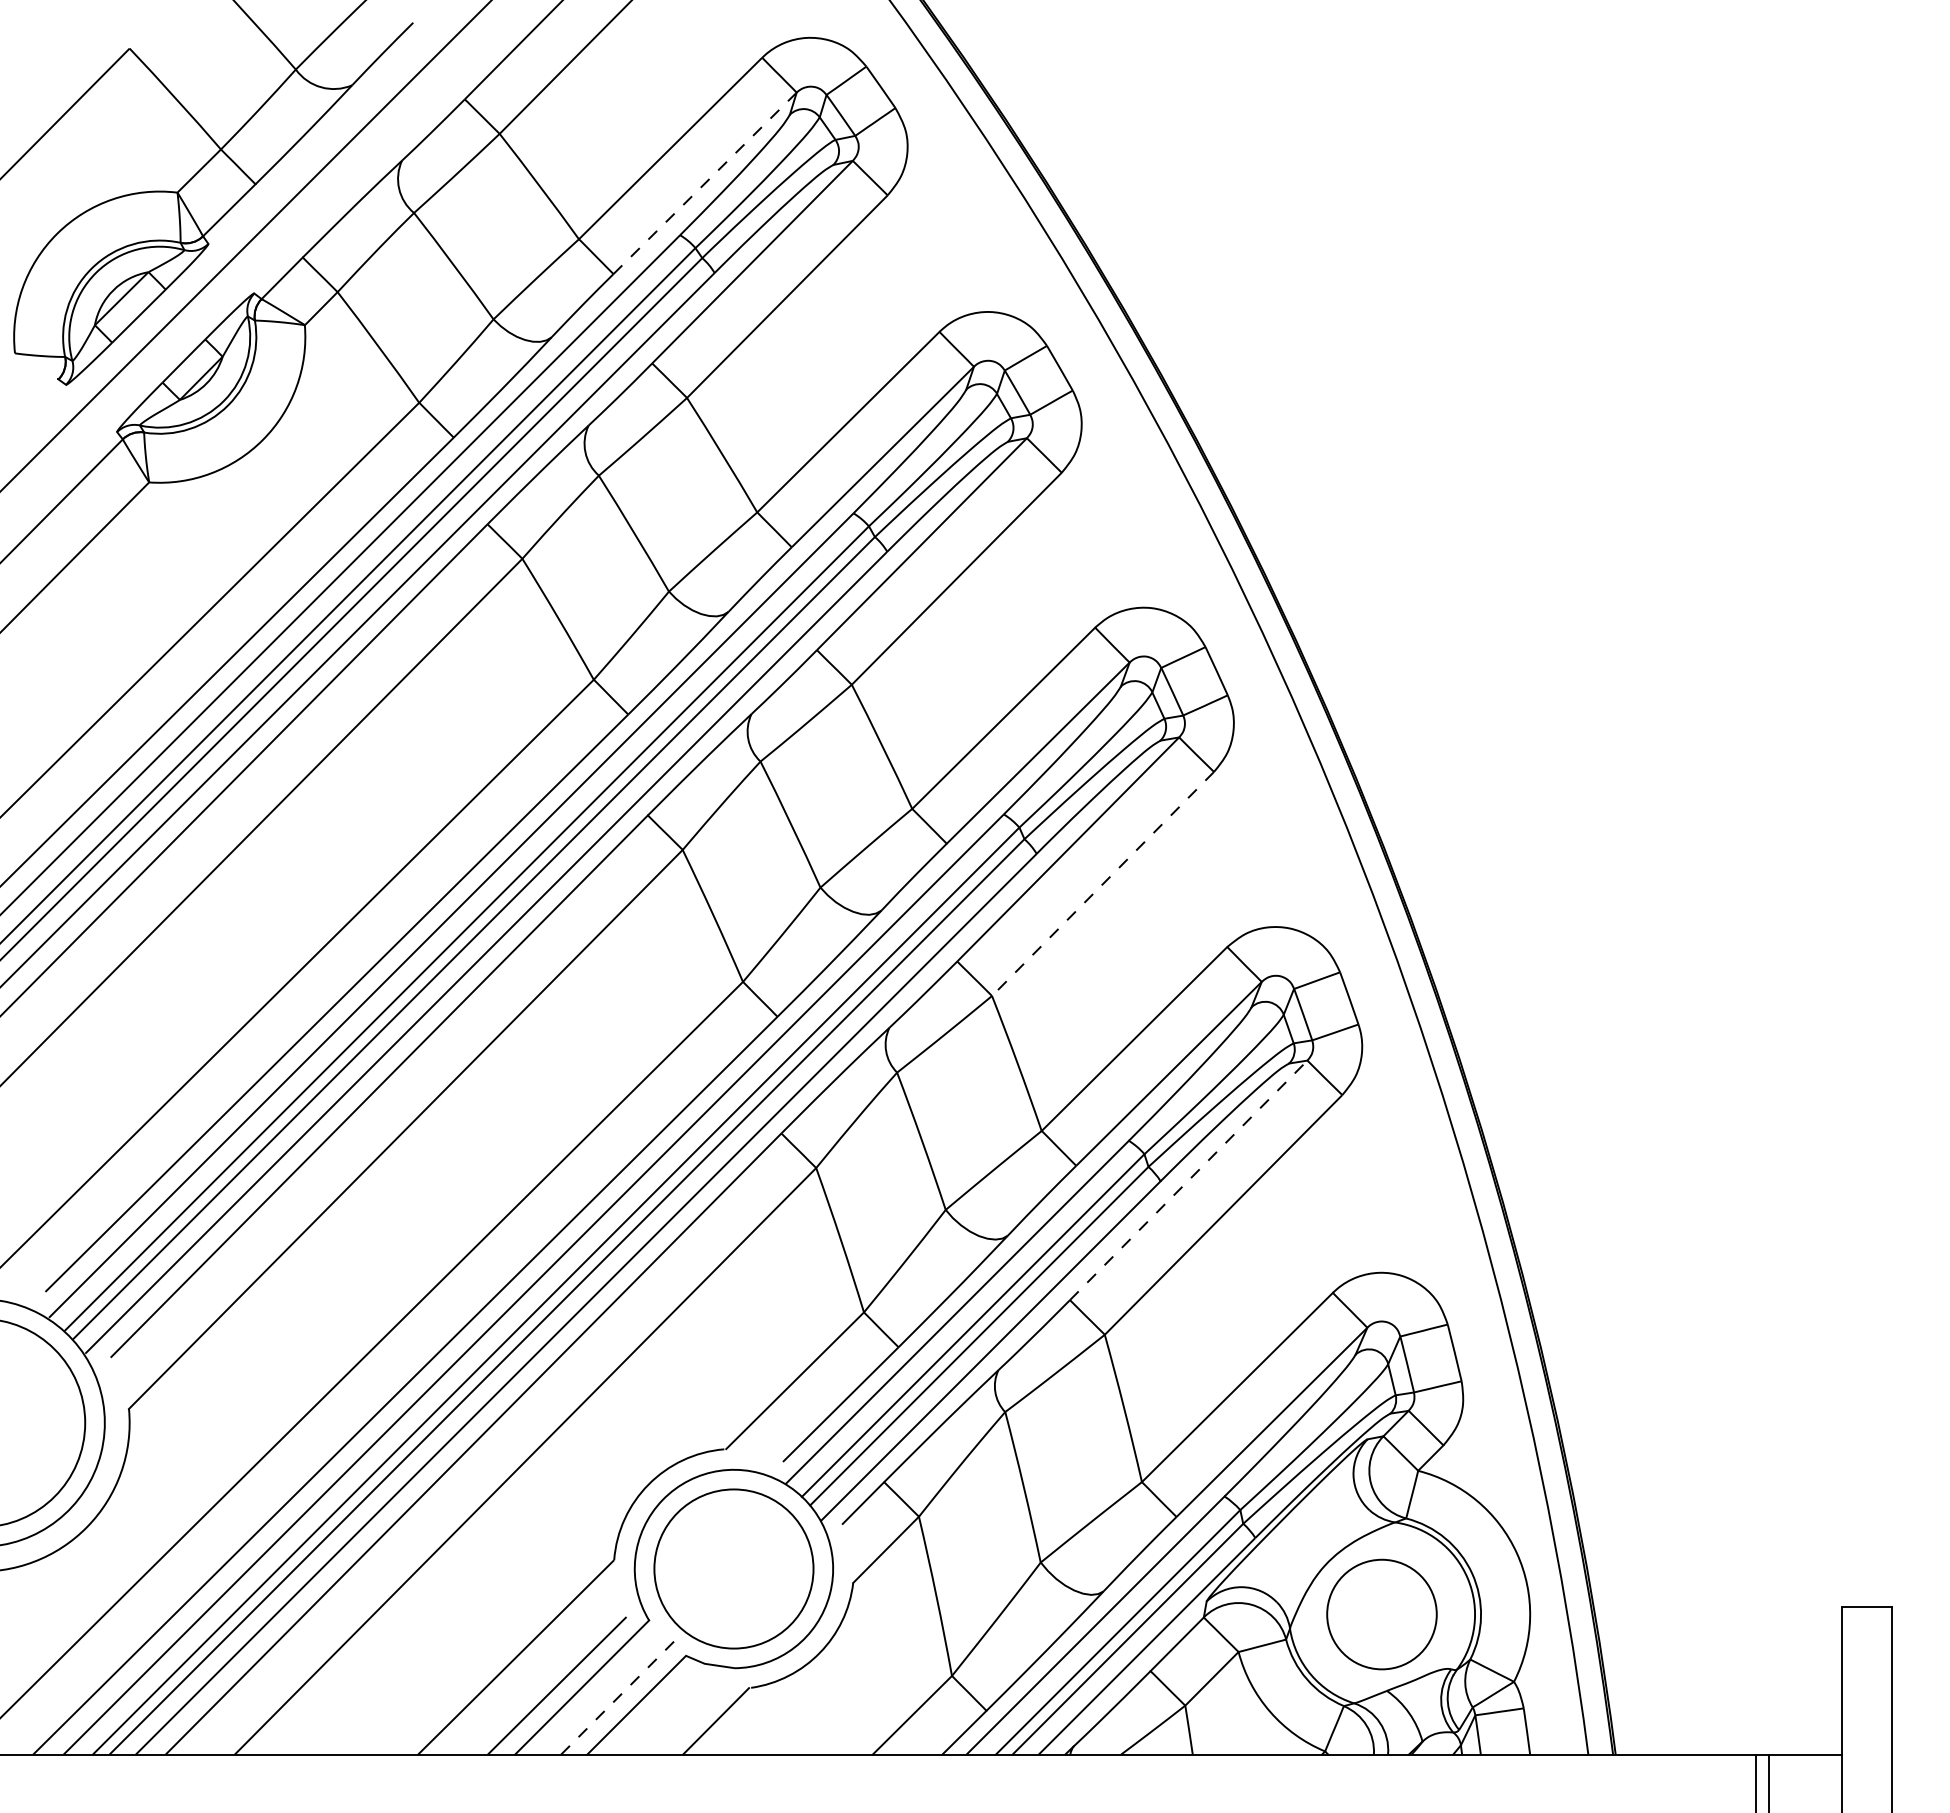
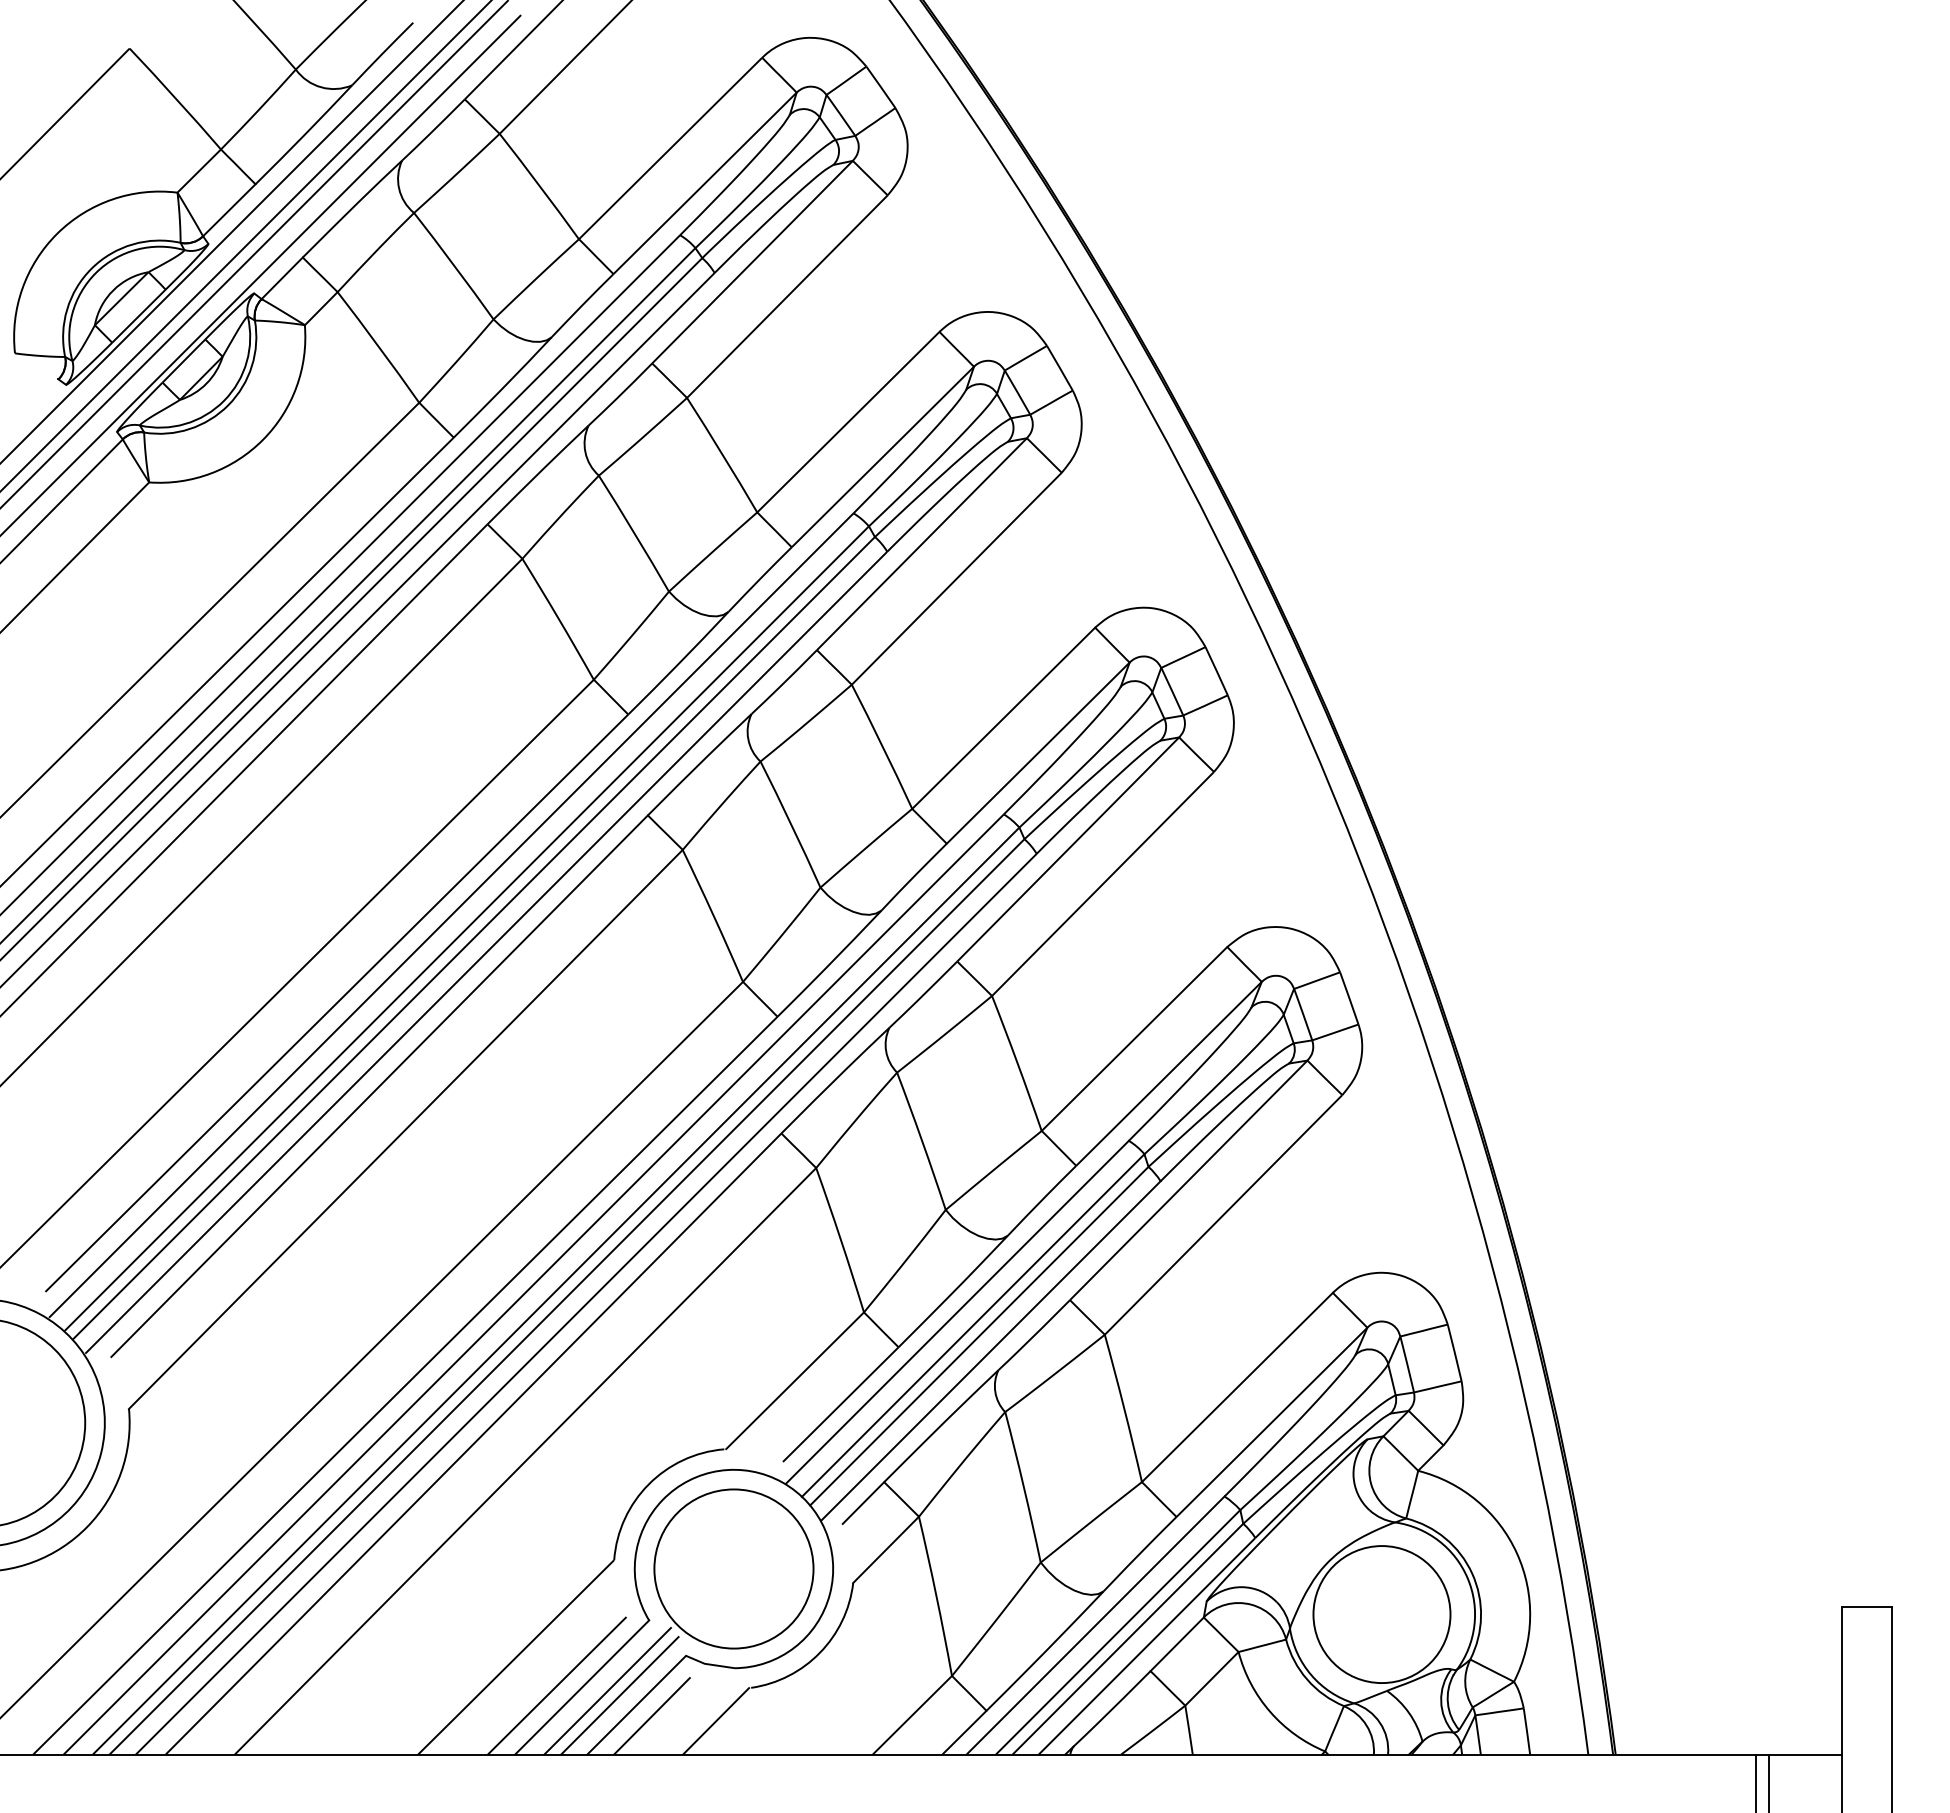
line: dashed -> solid (705, 182)
line: none -> present (231, 231)
line: none -> present (254, 254)
line: none -> present (261, 274)
line: dashed -> solid (1103, 883)
line: dashed -> solid (1188, 1180)
circle diameter: 110 px -> 137 px (1381, 1614)
line: none -> present (607, 1690)
line: dashed -> solid (620, 1695)
line: none -> present (651, 1716)
